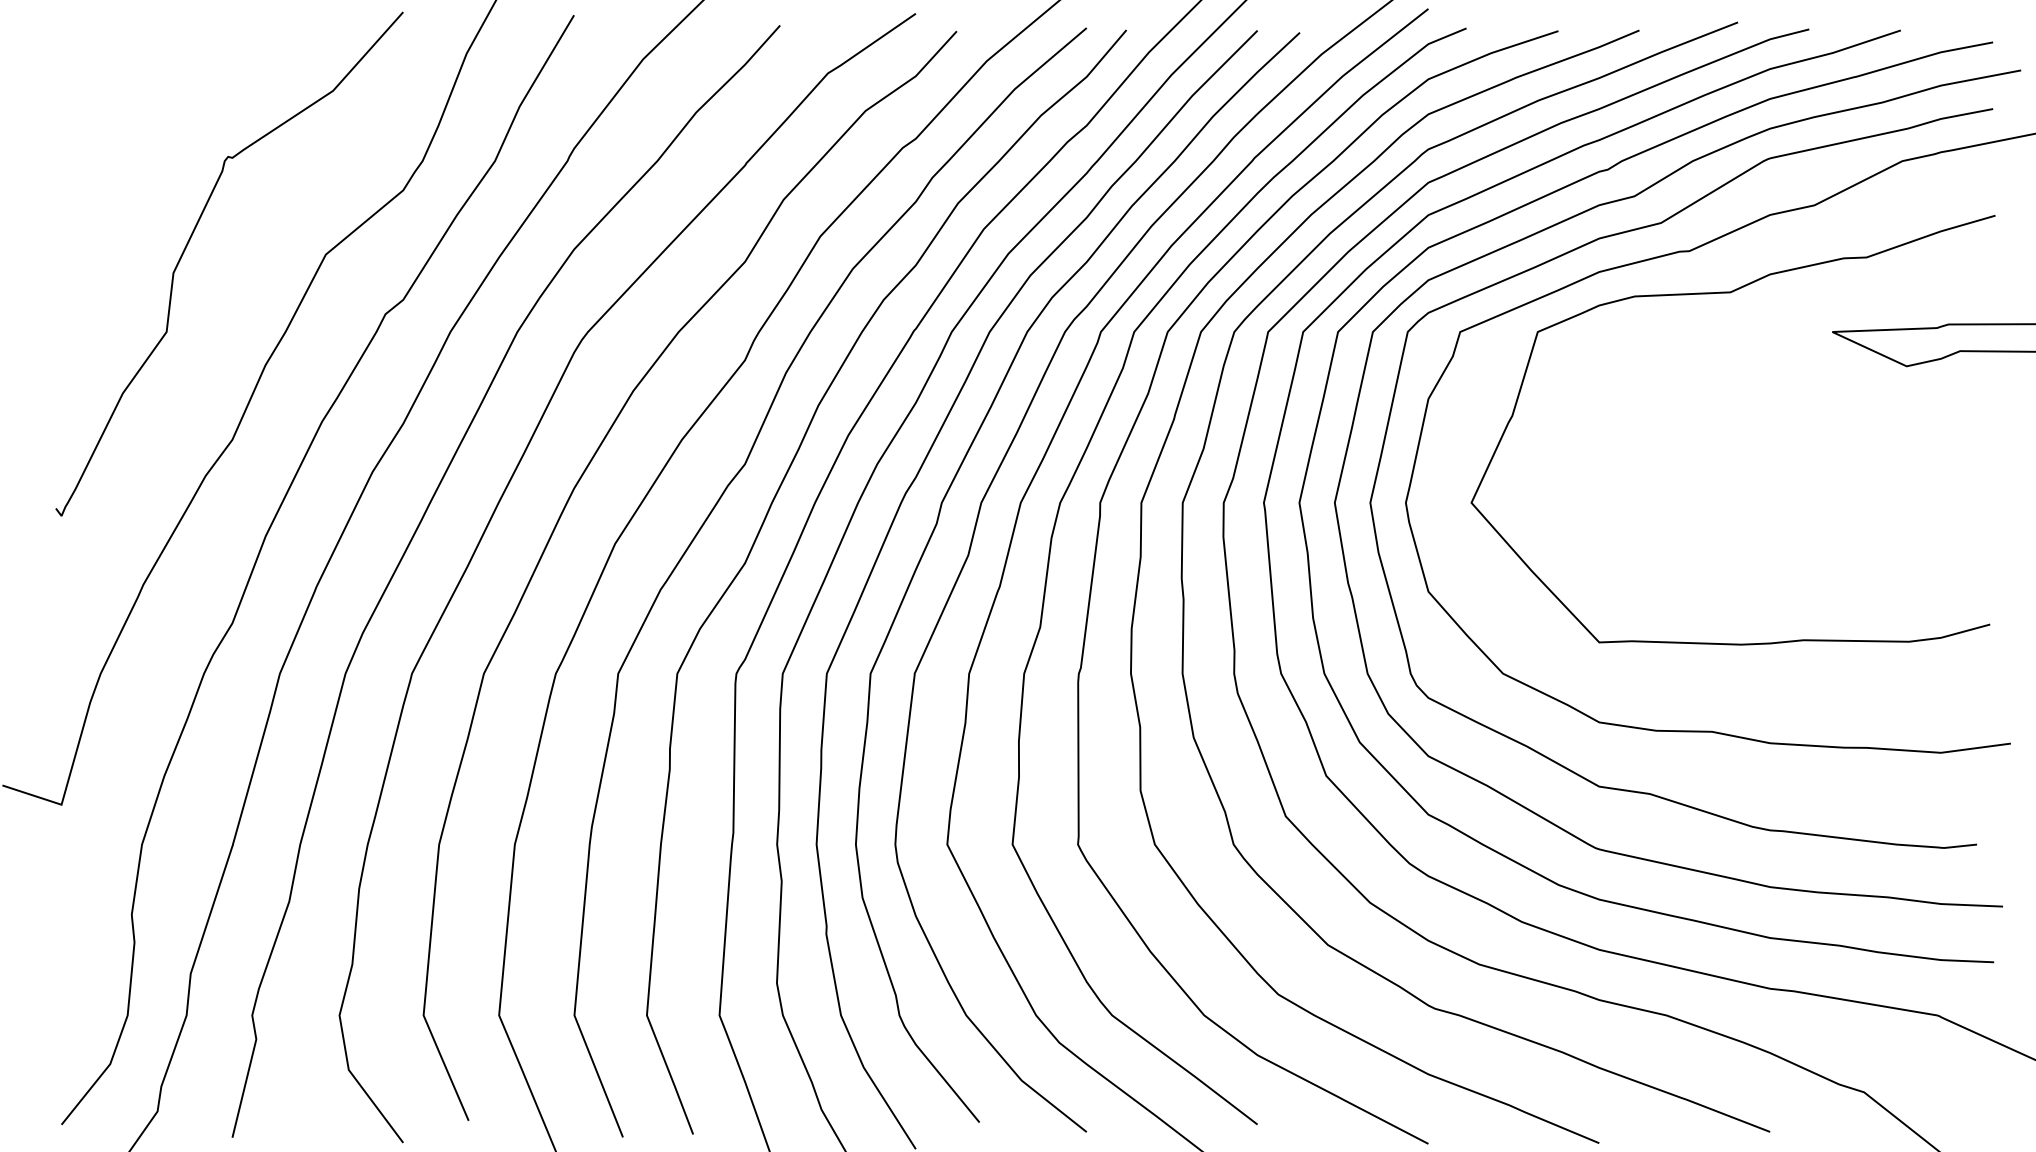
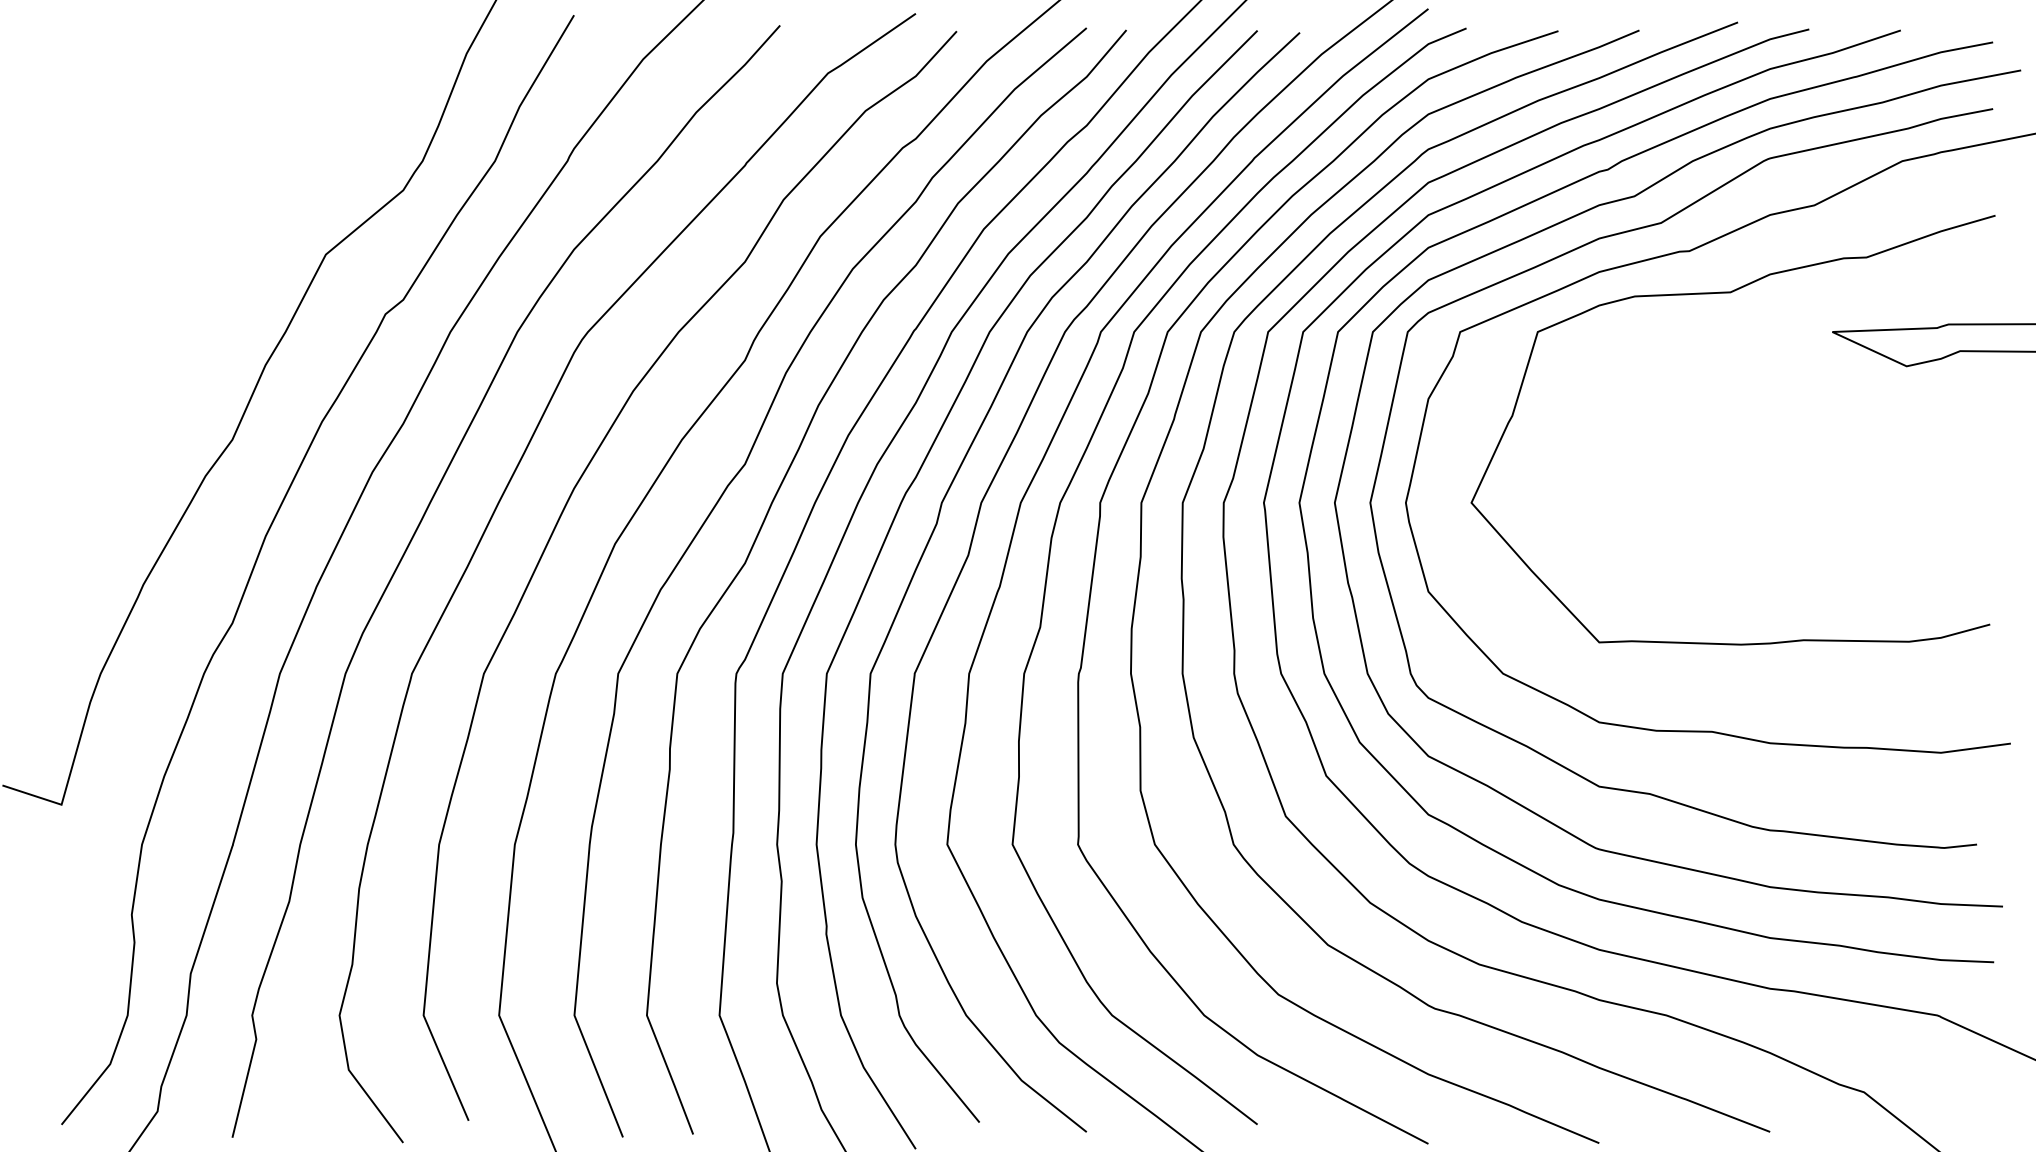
curve: present -> none (189, 242)
